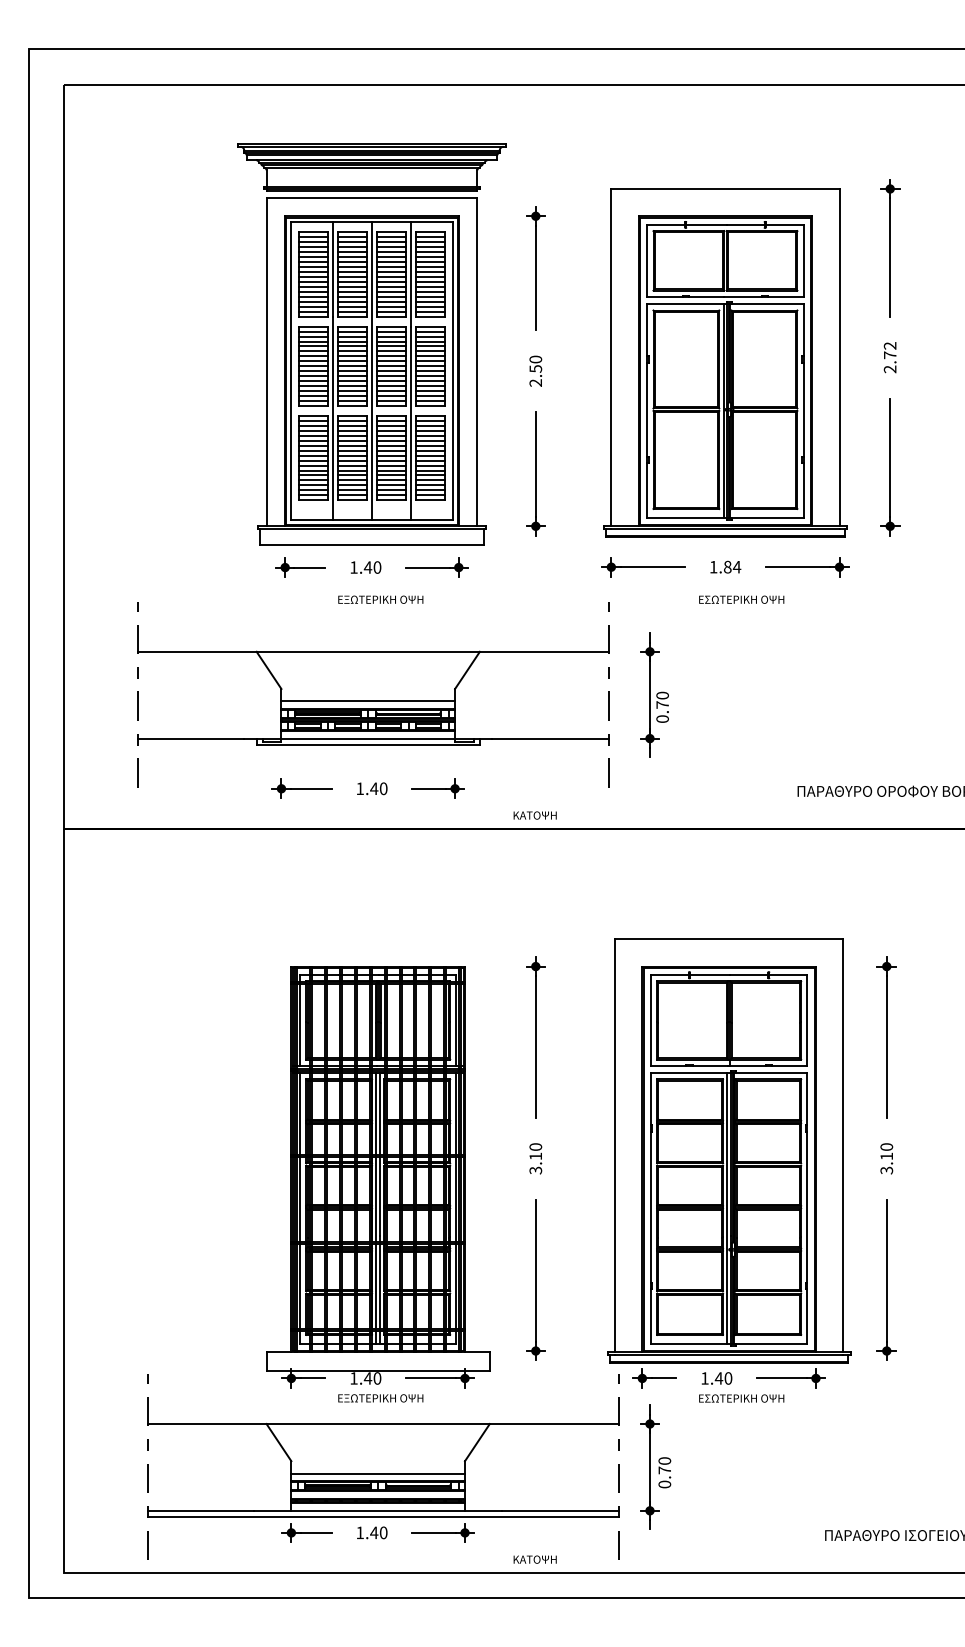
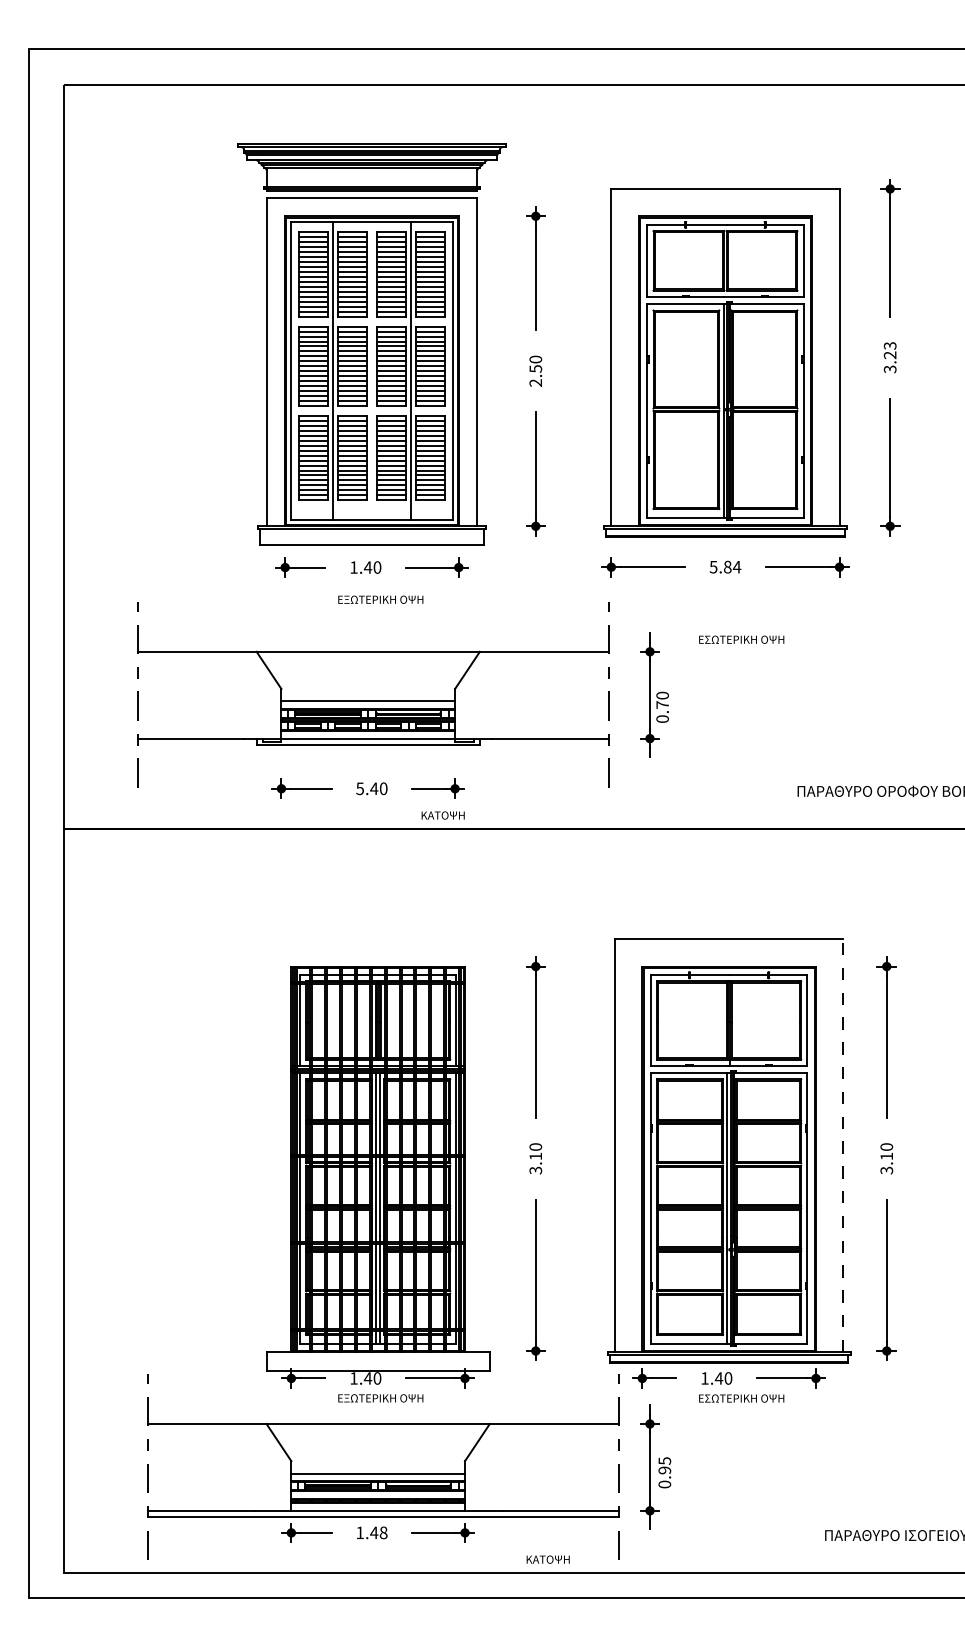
text: 2.72 -> 3.23 (889, 357)
line: present -> none (371, 371)
text: 1.84 -> 5.84 (713, 567)
text position: (741, 599) -> (741, 639) (741, 639)
text: 1.40 -> 5.40 (359, 788)
text position: (534, 815) -> (442, 815) (442, 815)
line: solid -> dashed (843, 1145)
text: 0.70 -> 0.95 (664, 1465)
text: 1.40 -> 1.48 (383, 1532)
text position: (534, 1559) -> (547, 1559) (547, 1559)
